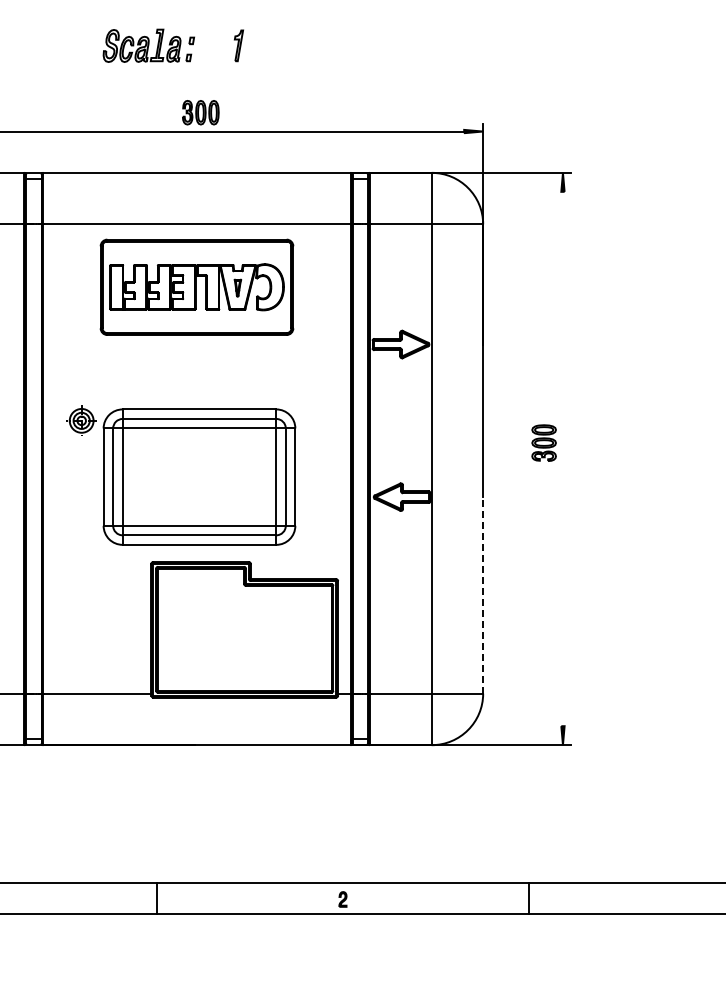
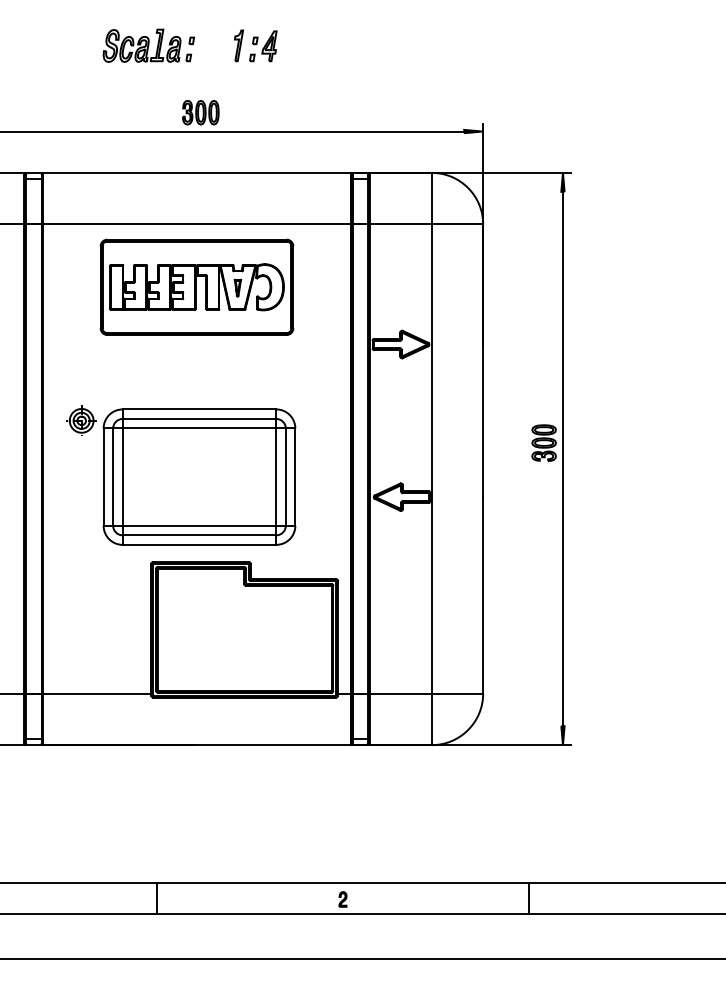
part: none -> present (263, 46)
line: none -> present (562, 458)
line: dashed -> solid (483, 594)
line: none -> present (362, 959)
